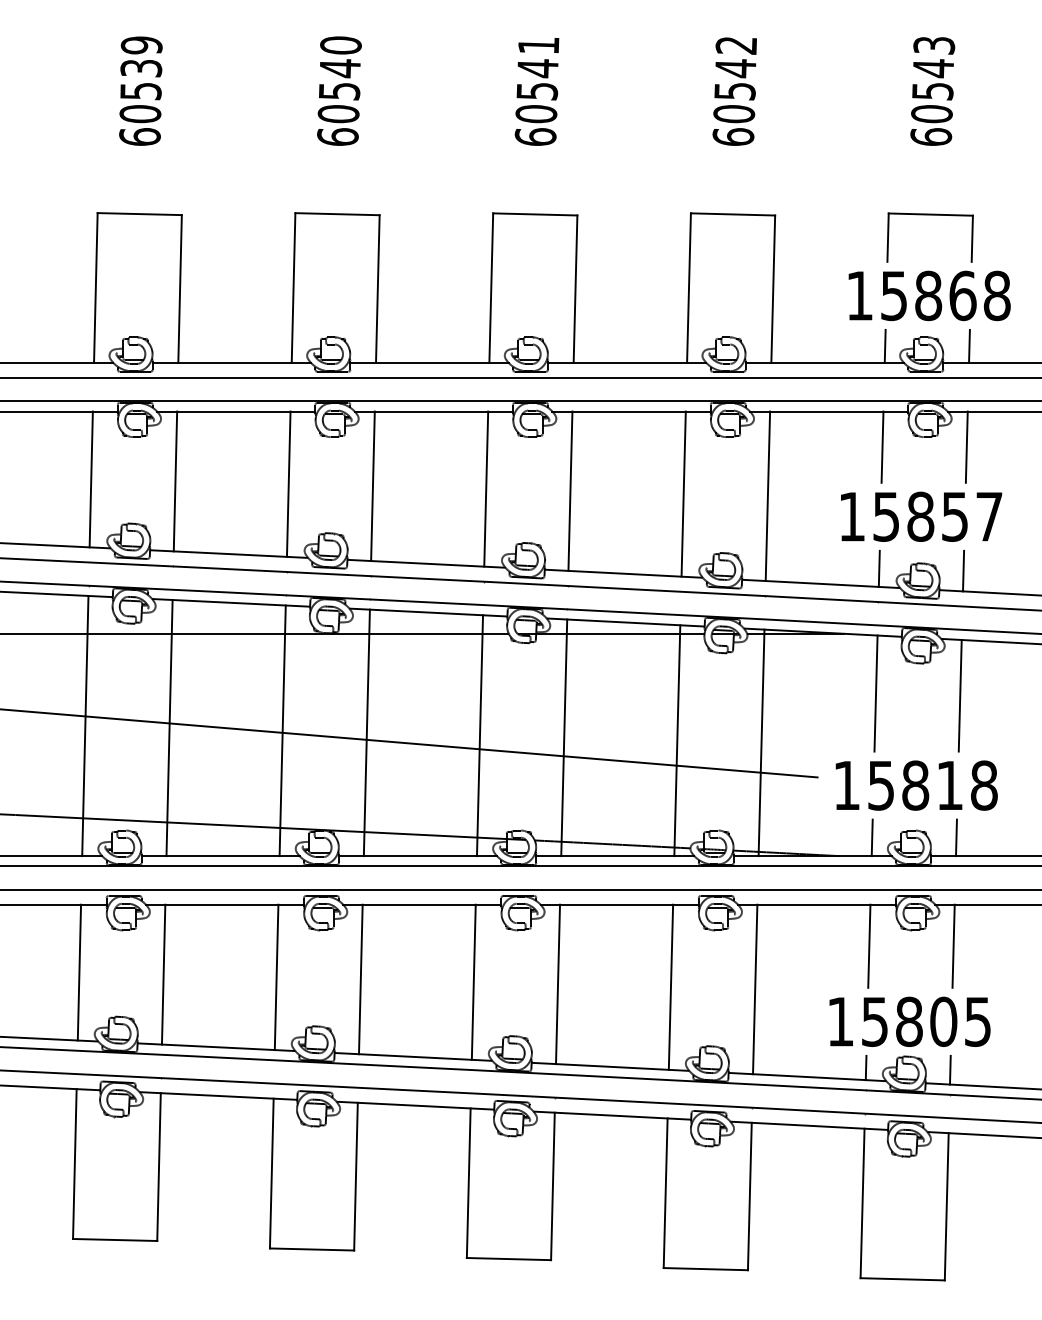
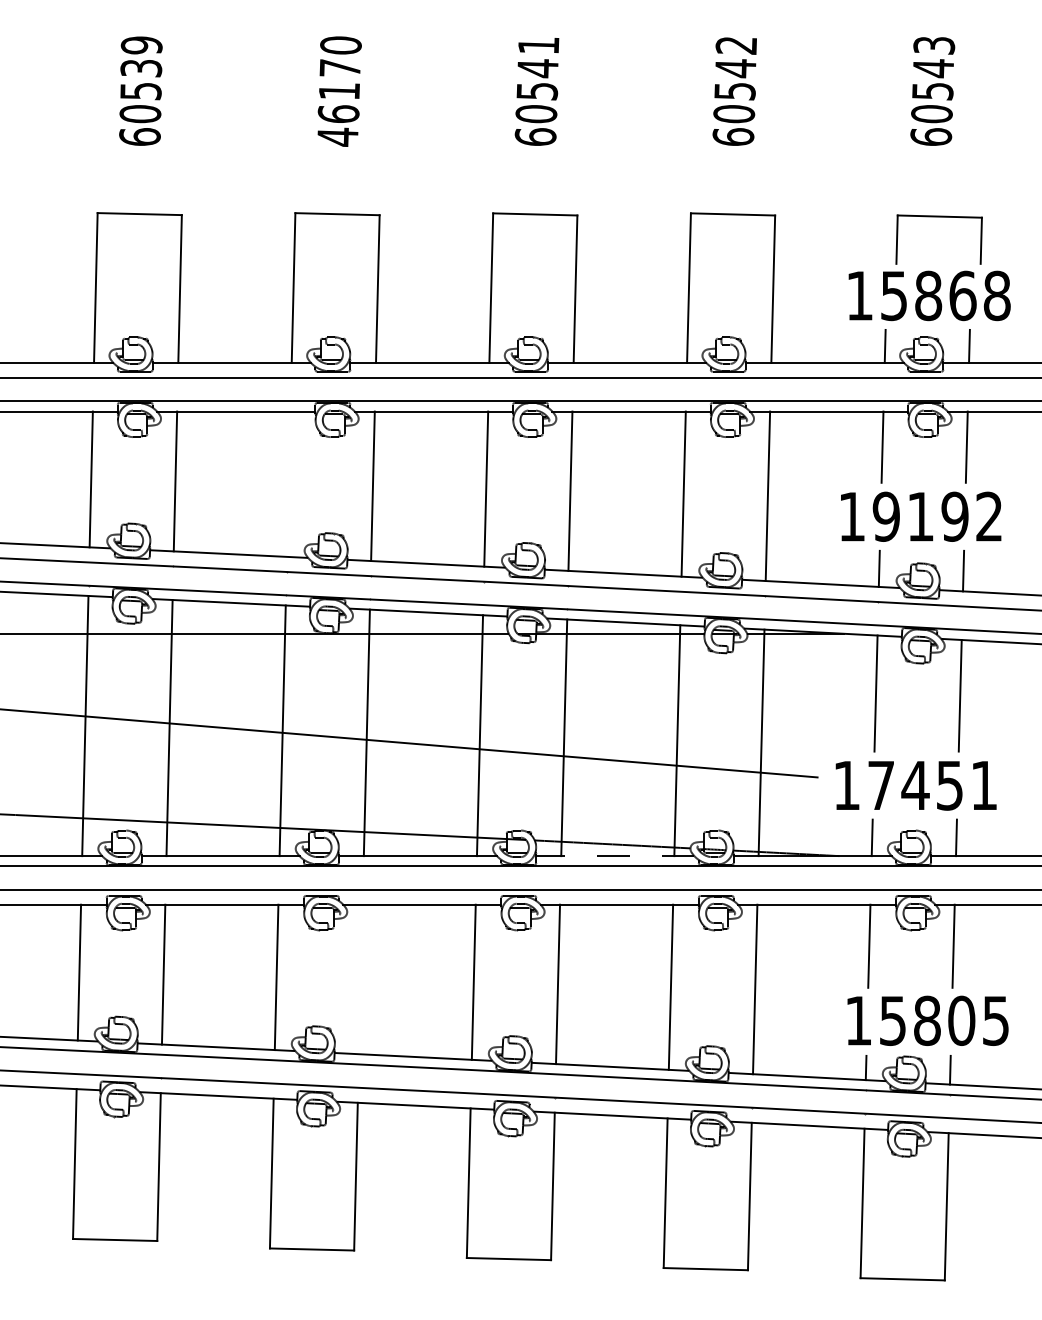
text: 60540 -> 46170 (338, 102)
part position: (929, 215) -> (938, 217) (938, 217)
line: present -> none (288, 483)
text: 15857 -> 19192 (937, 516)
text: 15818 -> 17451 (932, 785)
line: solid -> dashed (614, 856)
line: present -> none (360, 979)
text position: (909, 1021) -> (927, 1020) (927, 1020)
